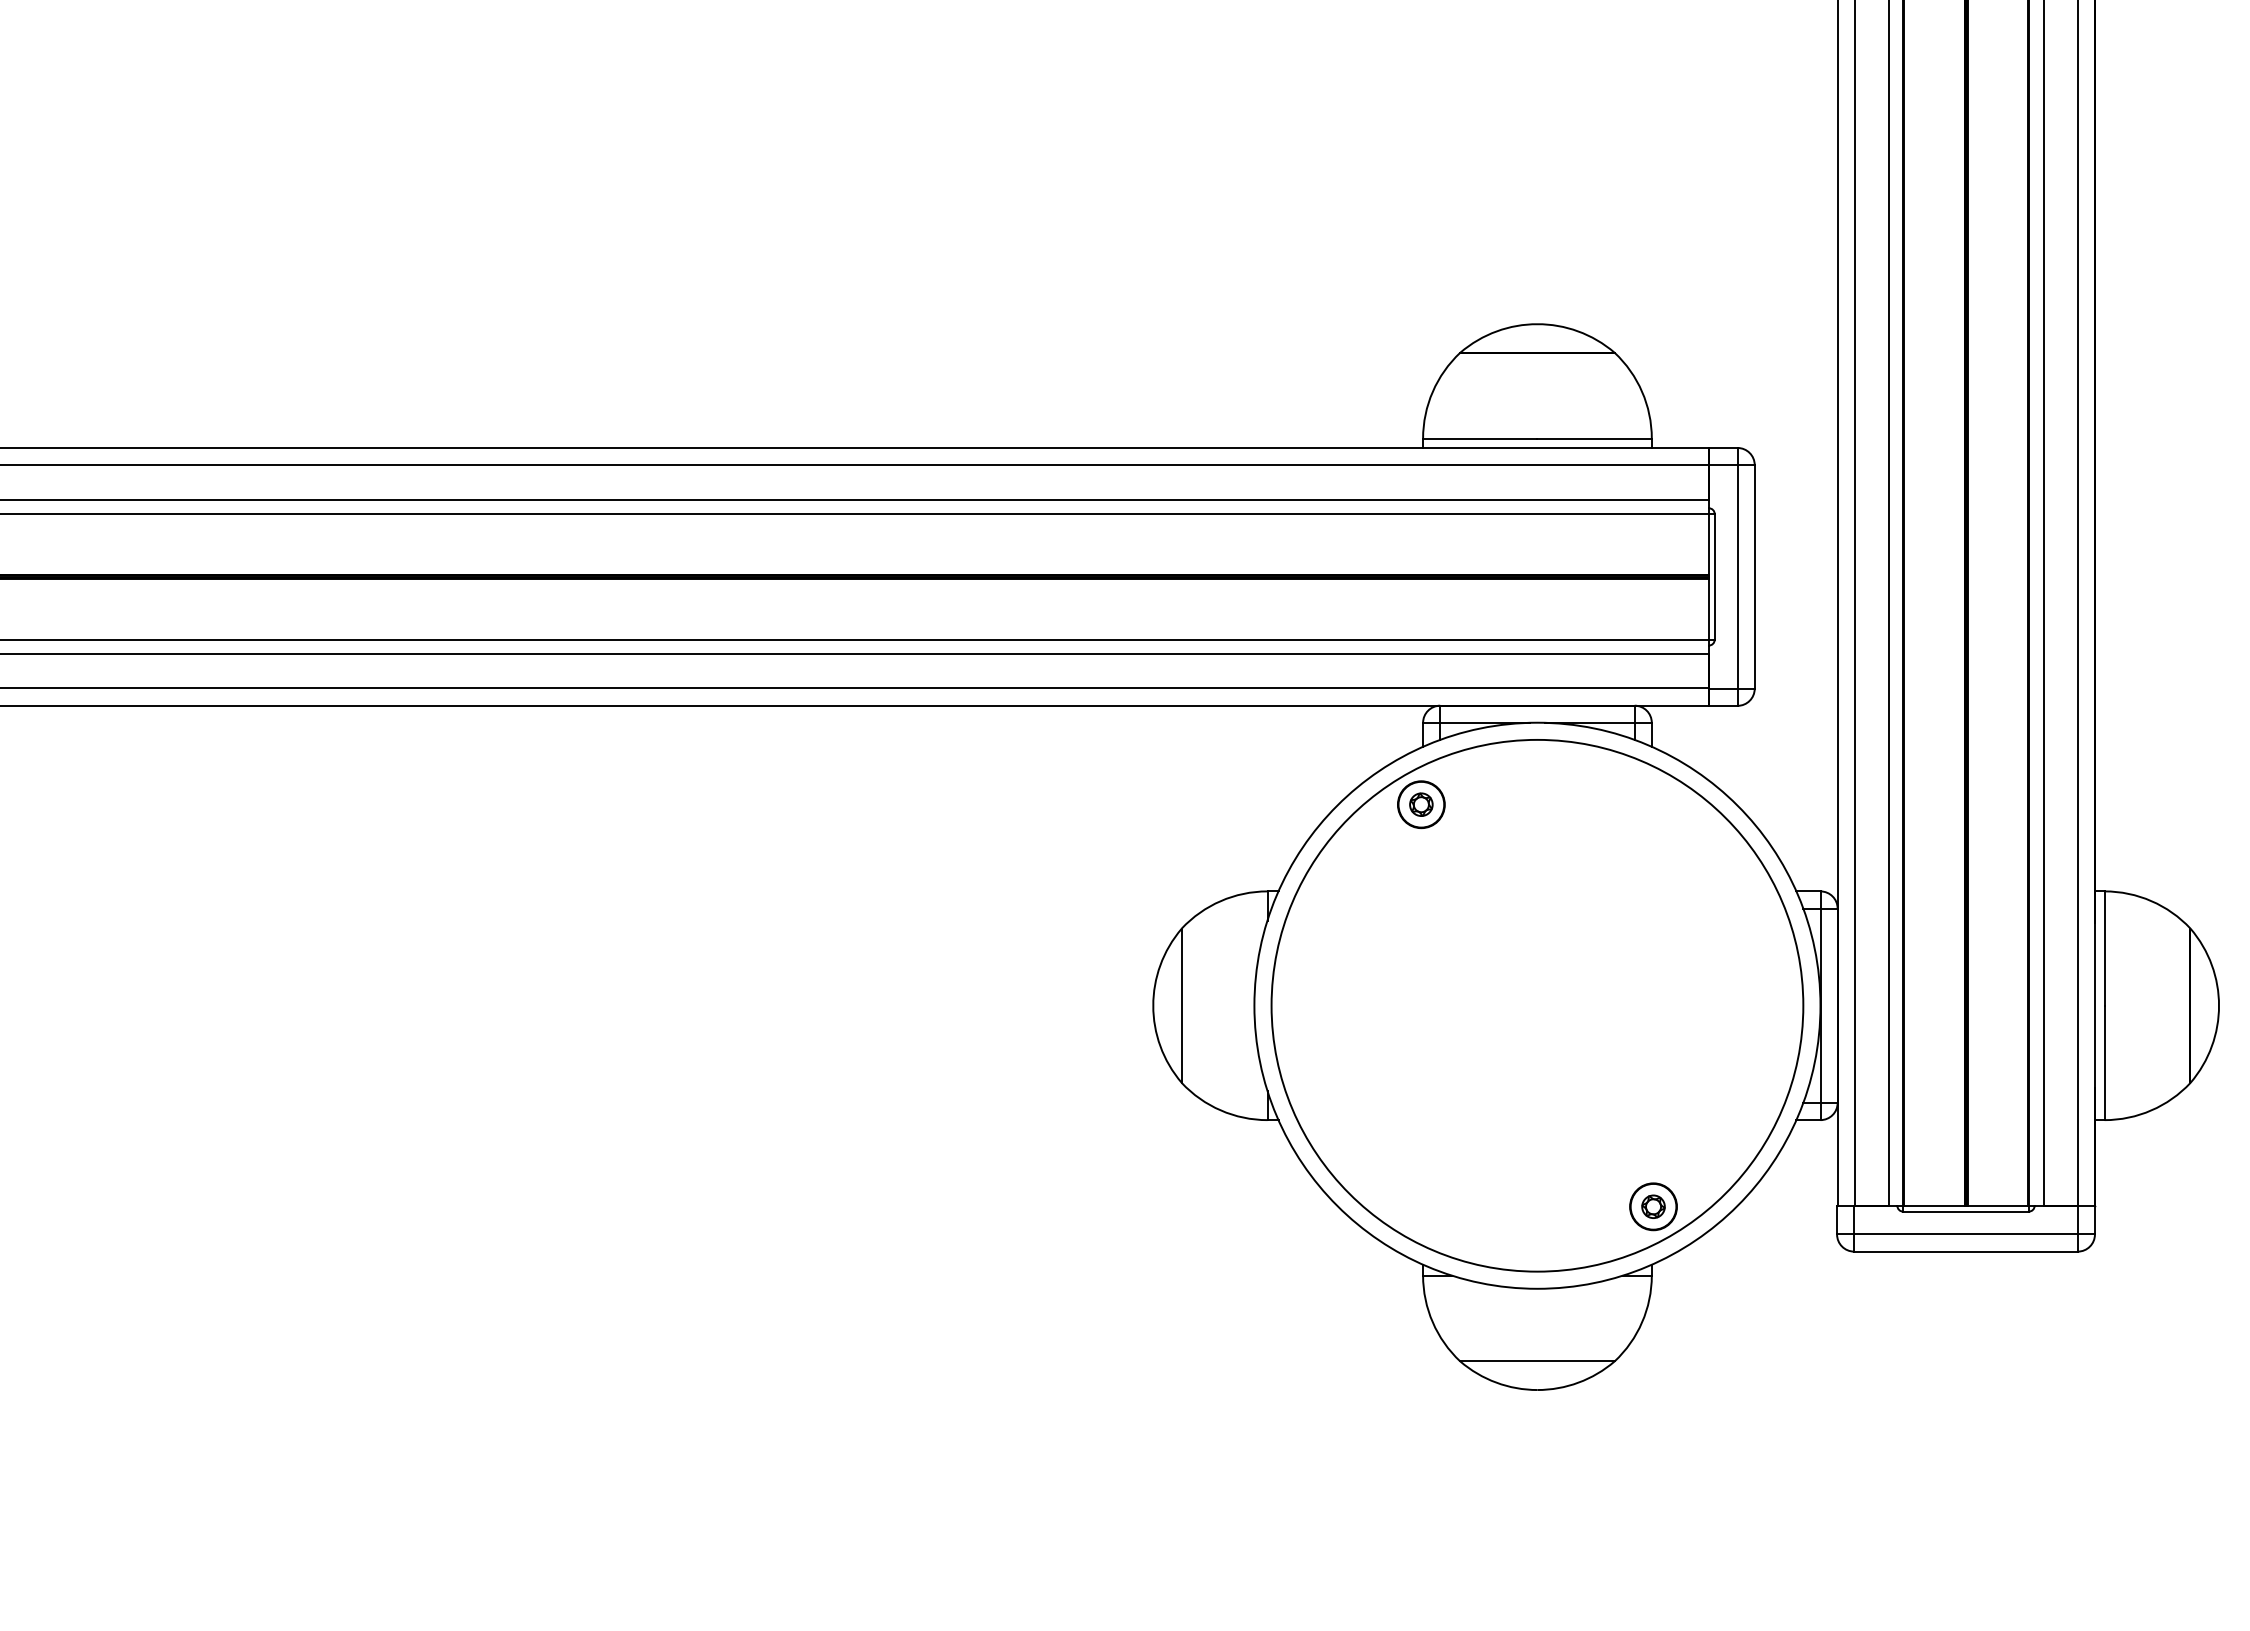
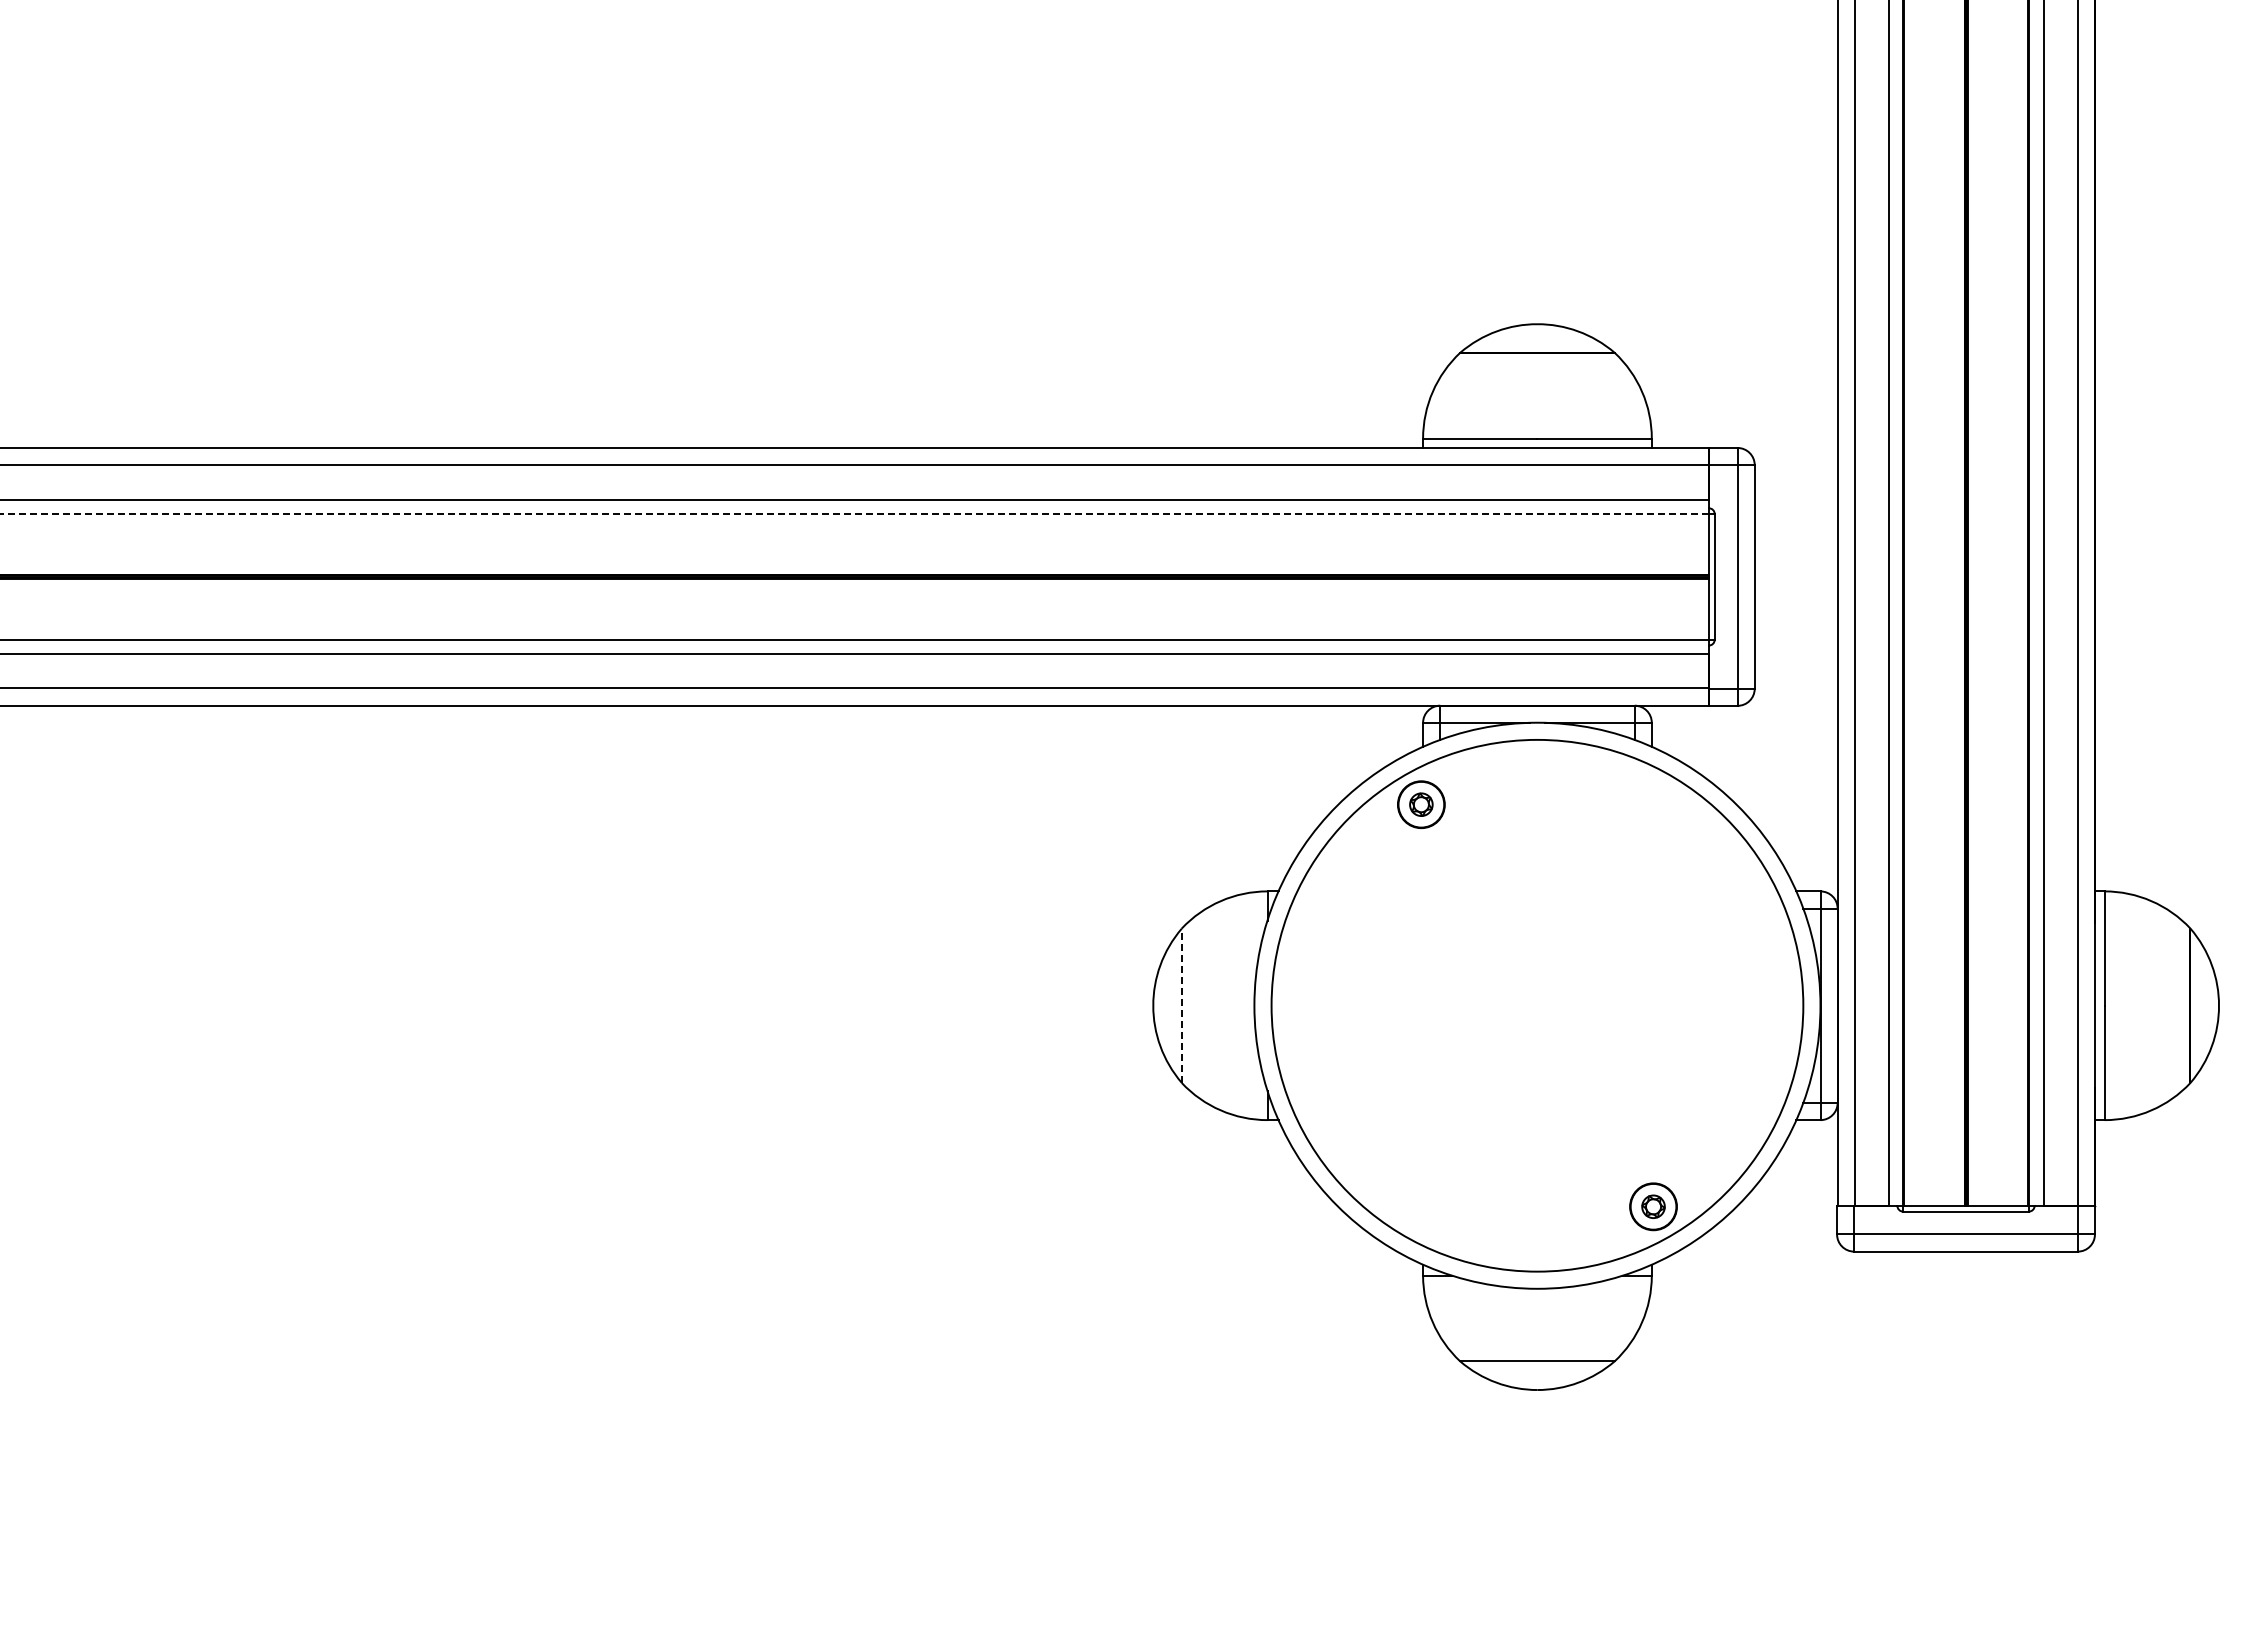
line: solid -> dashed (854, 513)
line: solid -> dashed (1181, 1005)
